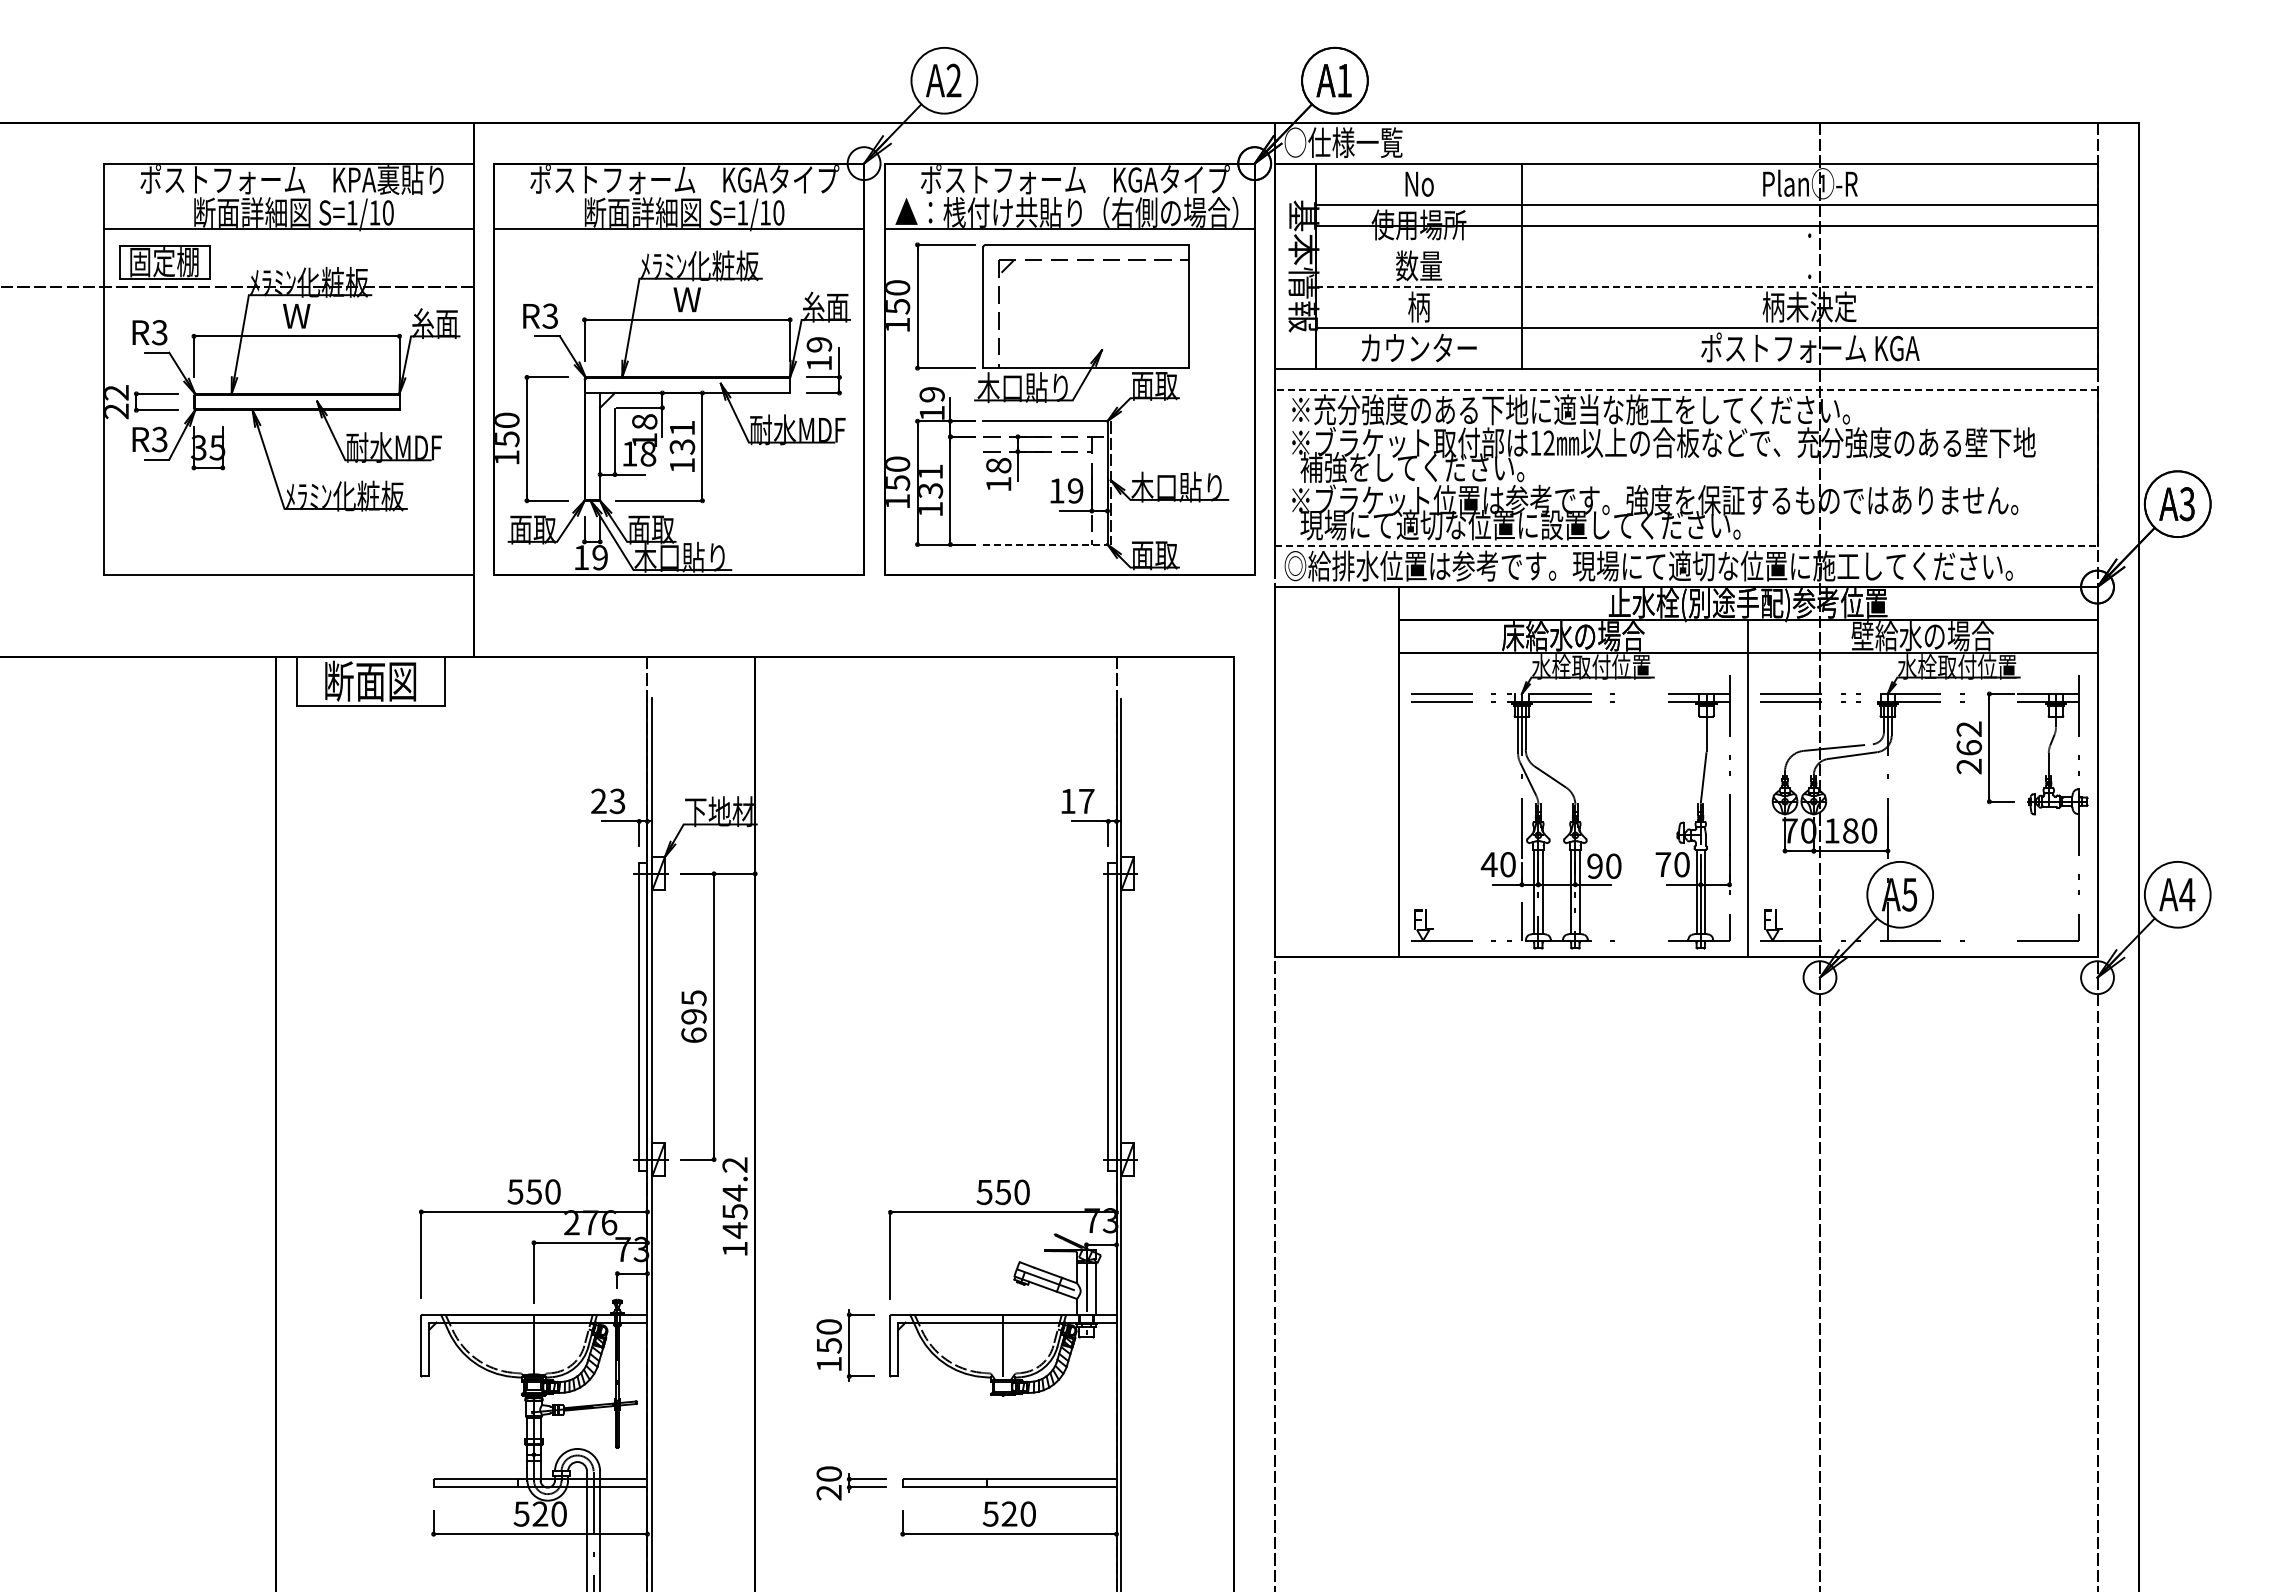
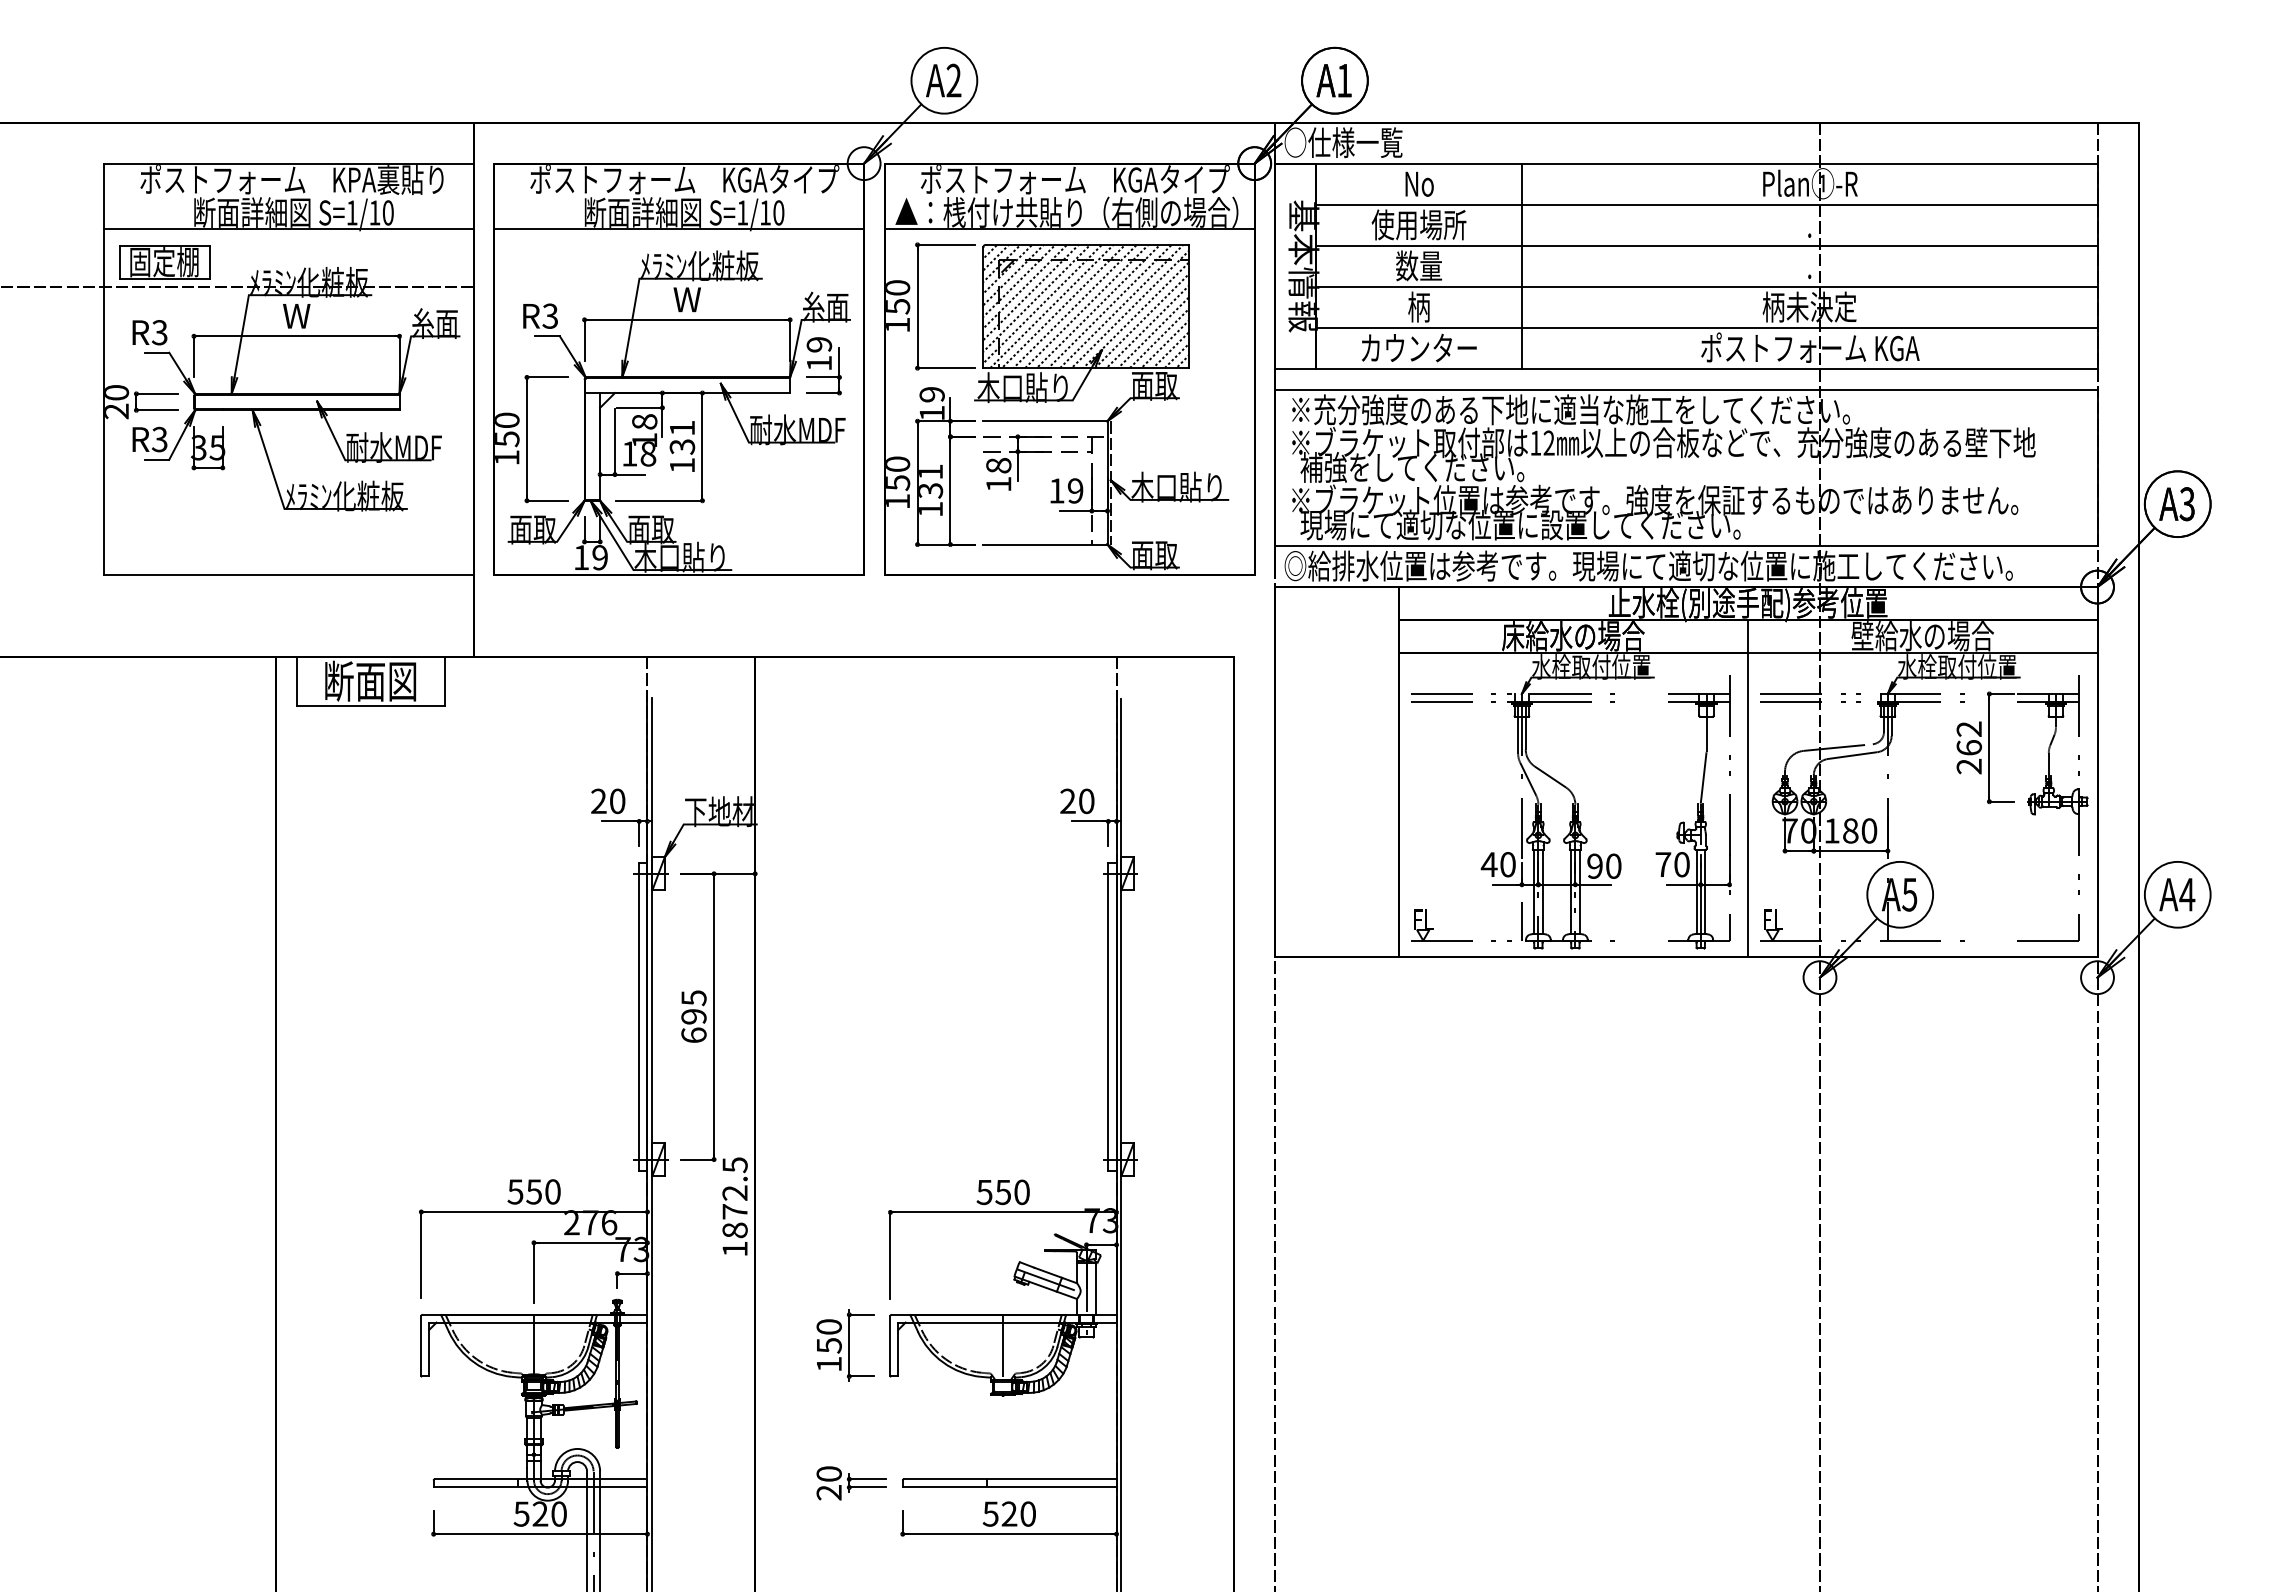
line position: (1706, 225) -> (1706, 245) (1706, 245)
line: dashed -> solid (1706, 286)
hatch: none -> present (1085, 306)
line: dashed -> solid (1685, 389)
text: 22 -> 20 (117, 392)
line: dashed -> solid (1045, 544)
line: dashed -> solid (1686, 545)
text: 23 -> 20 (617, 800)
text: 17 -> 20 (1077, 801)
text: 1454.2 -> 1872.5 (734, 1197)
